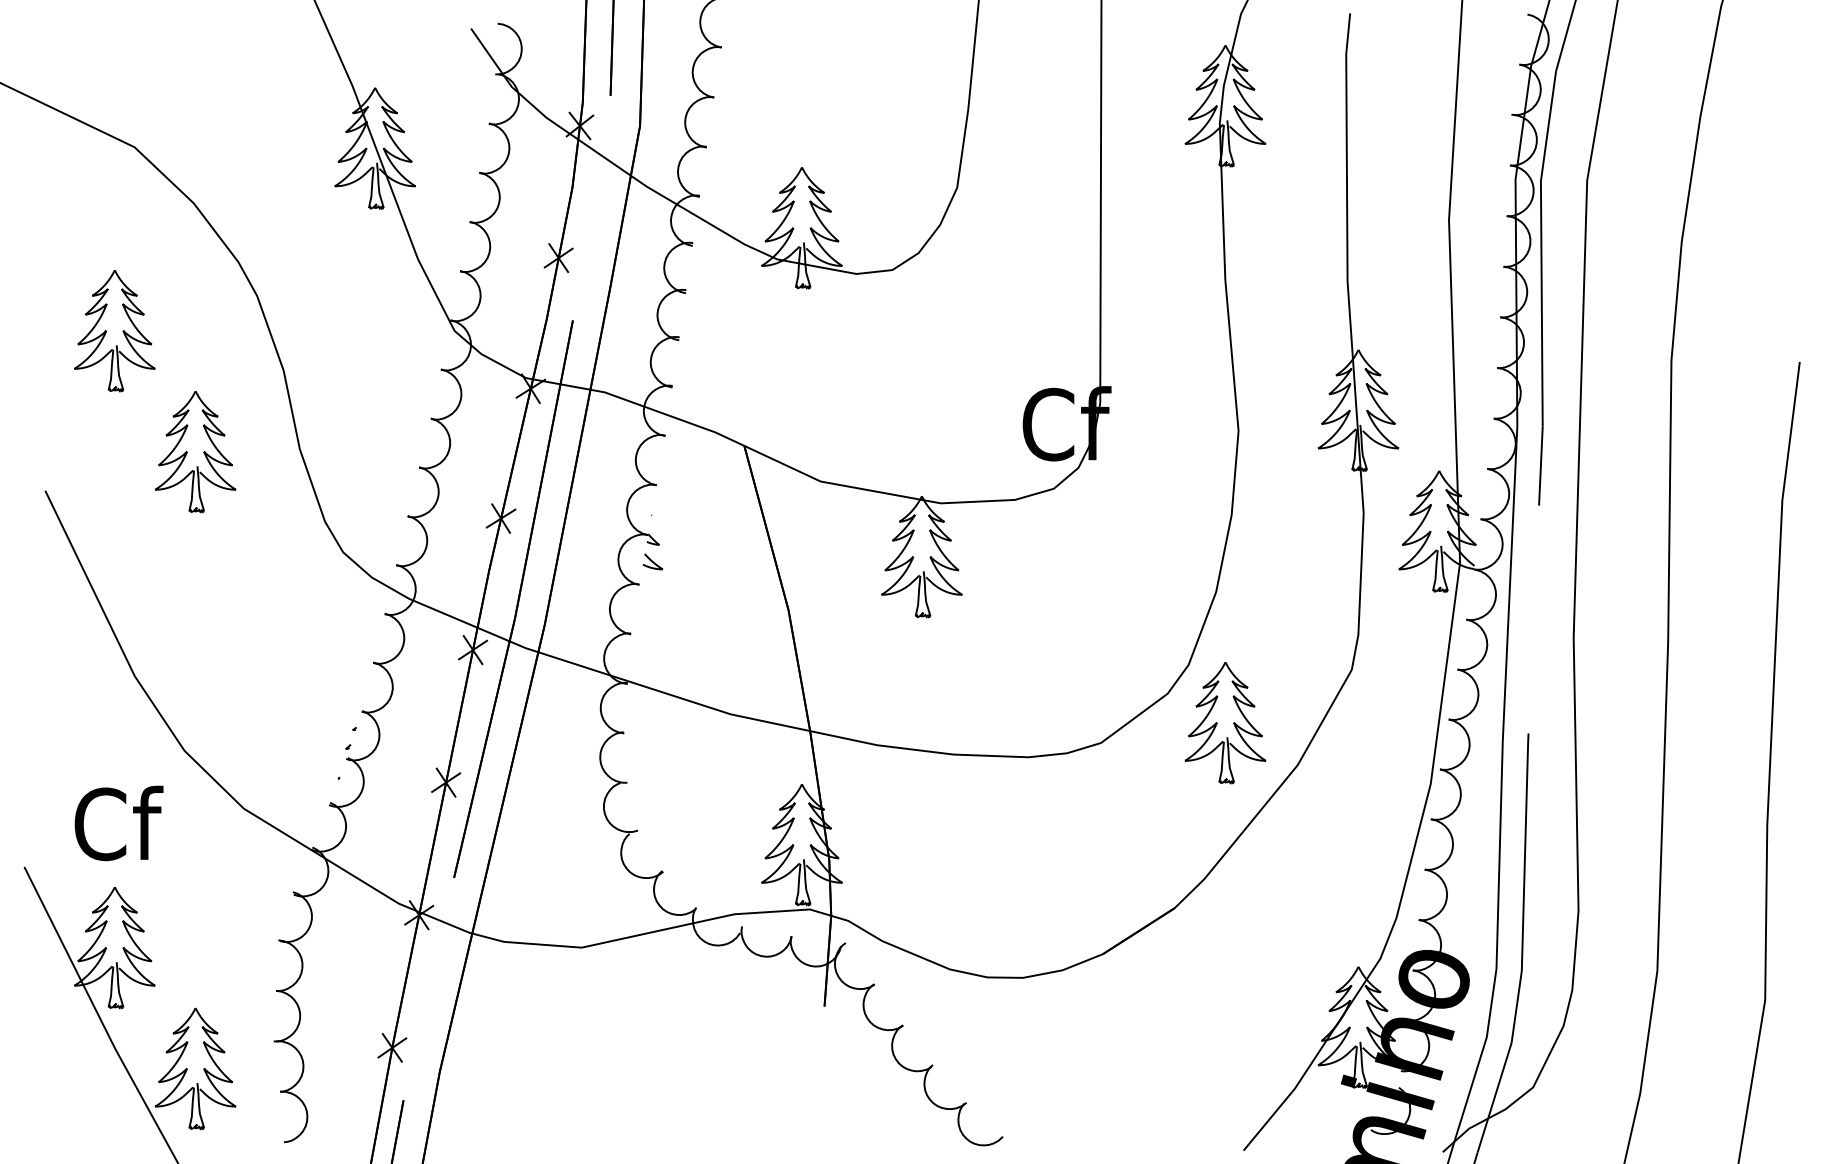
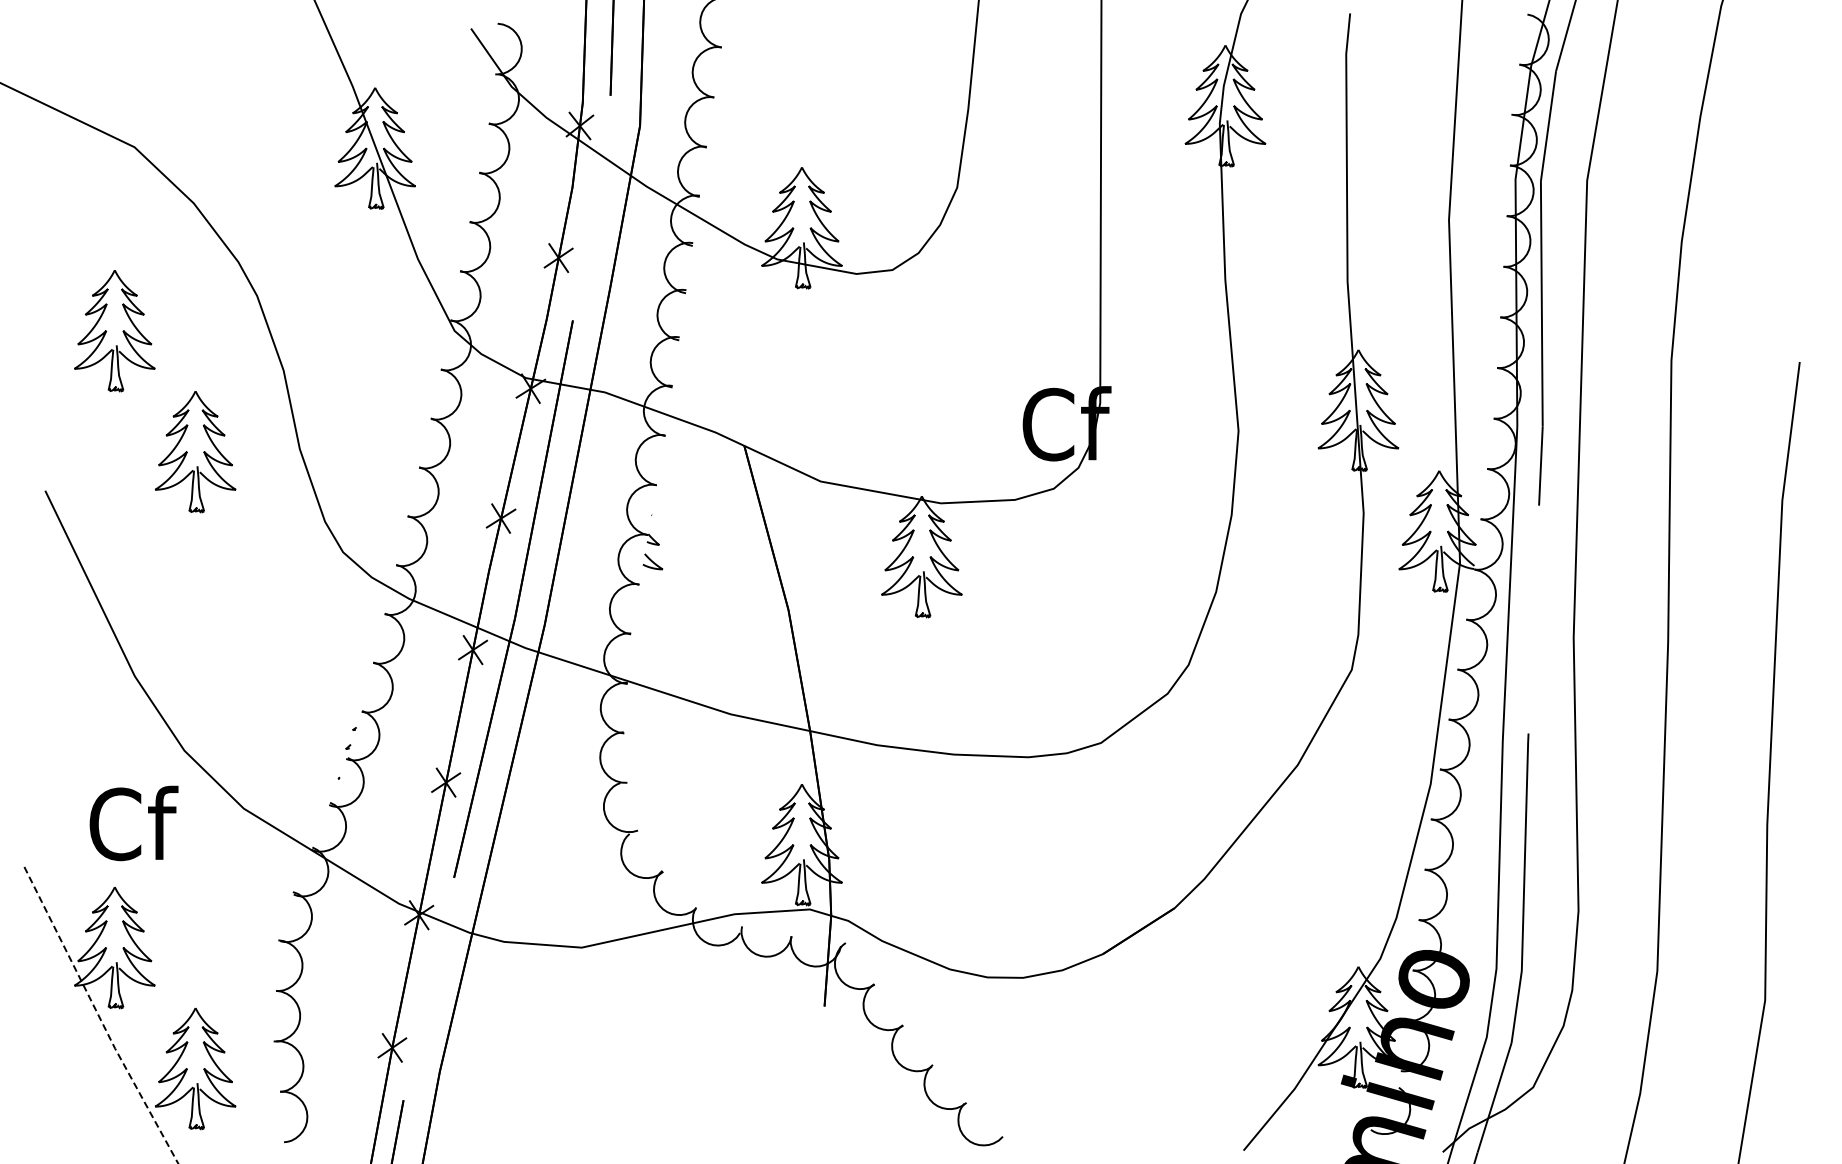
part: present -> none (1225, 723)
text position: (118, 823) -> (133, 823) (133, 823)
line: solid -> dashed (99, 1016)
